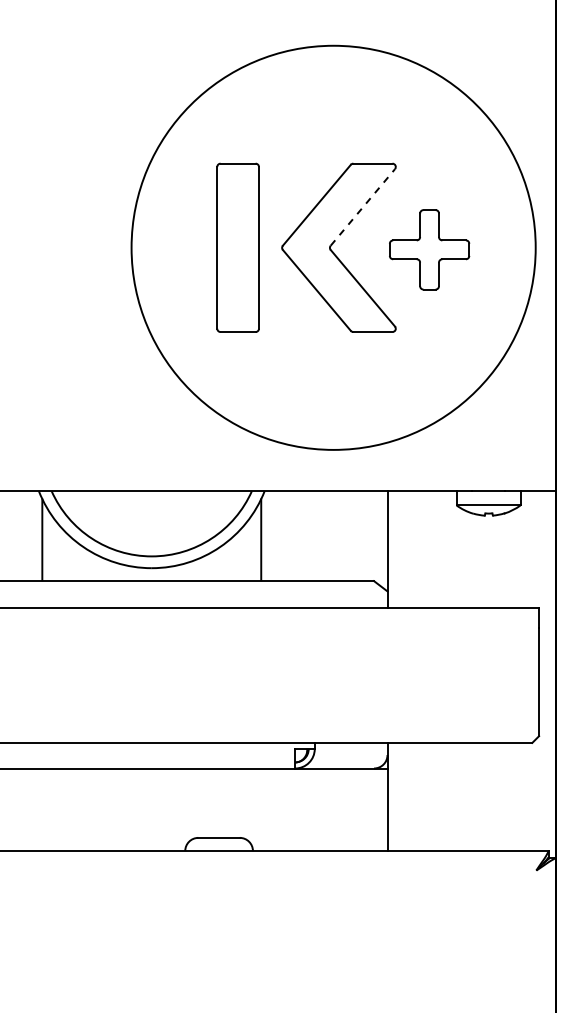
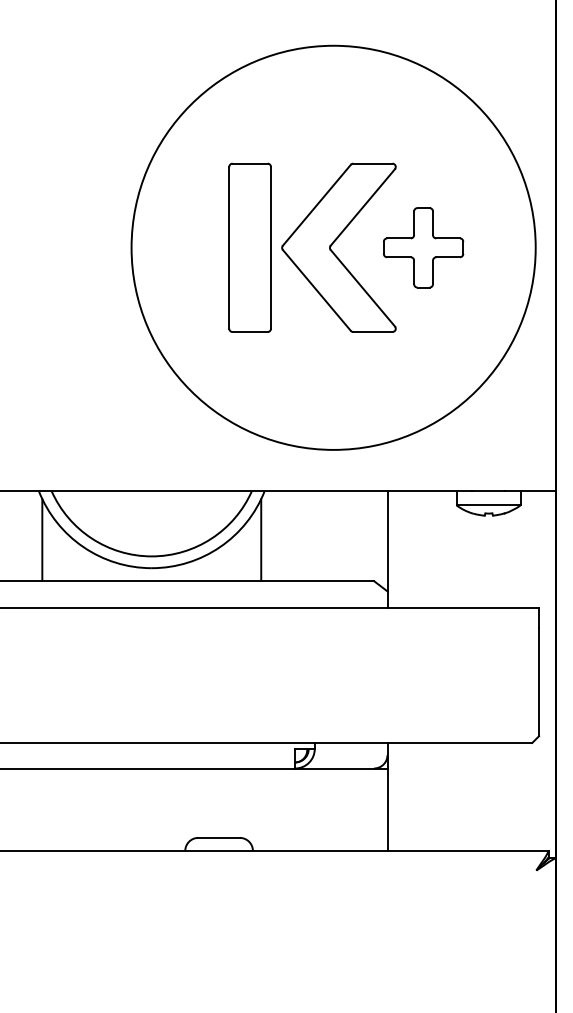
line: dashed -> solid (362, 207)
part position: (237, 247) -> (249, 247) (249, 247)
part position: (429, 249) -> (423, 247) (423, 247)
